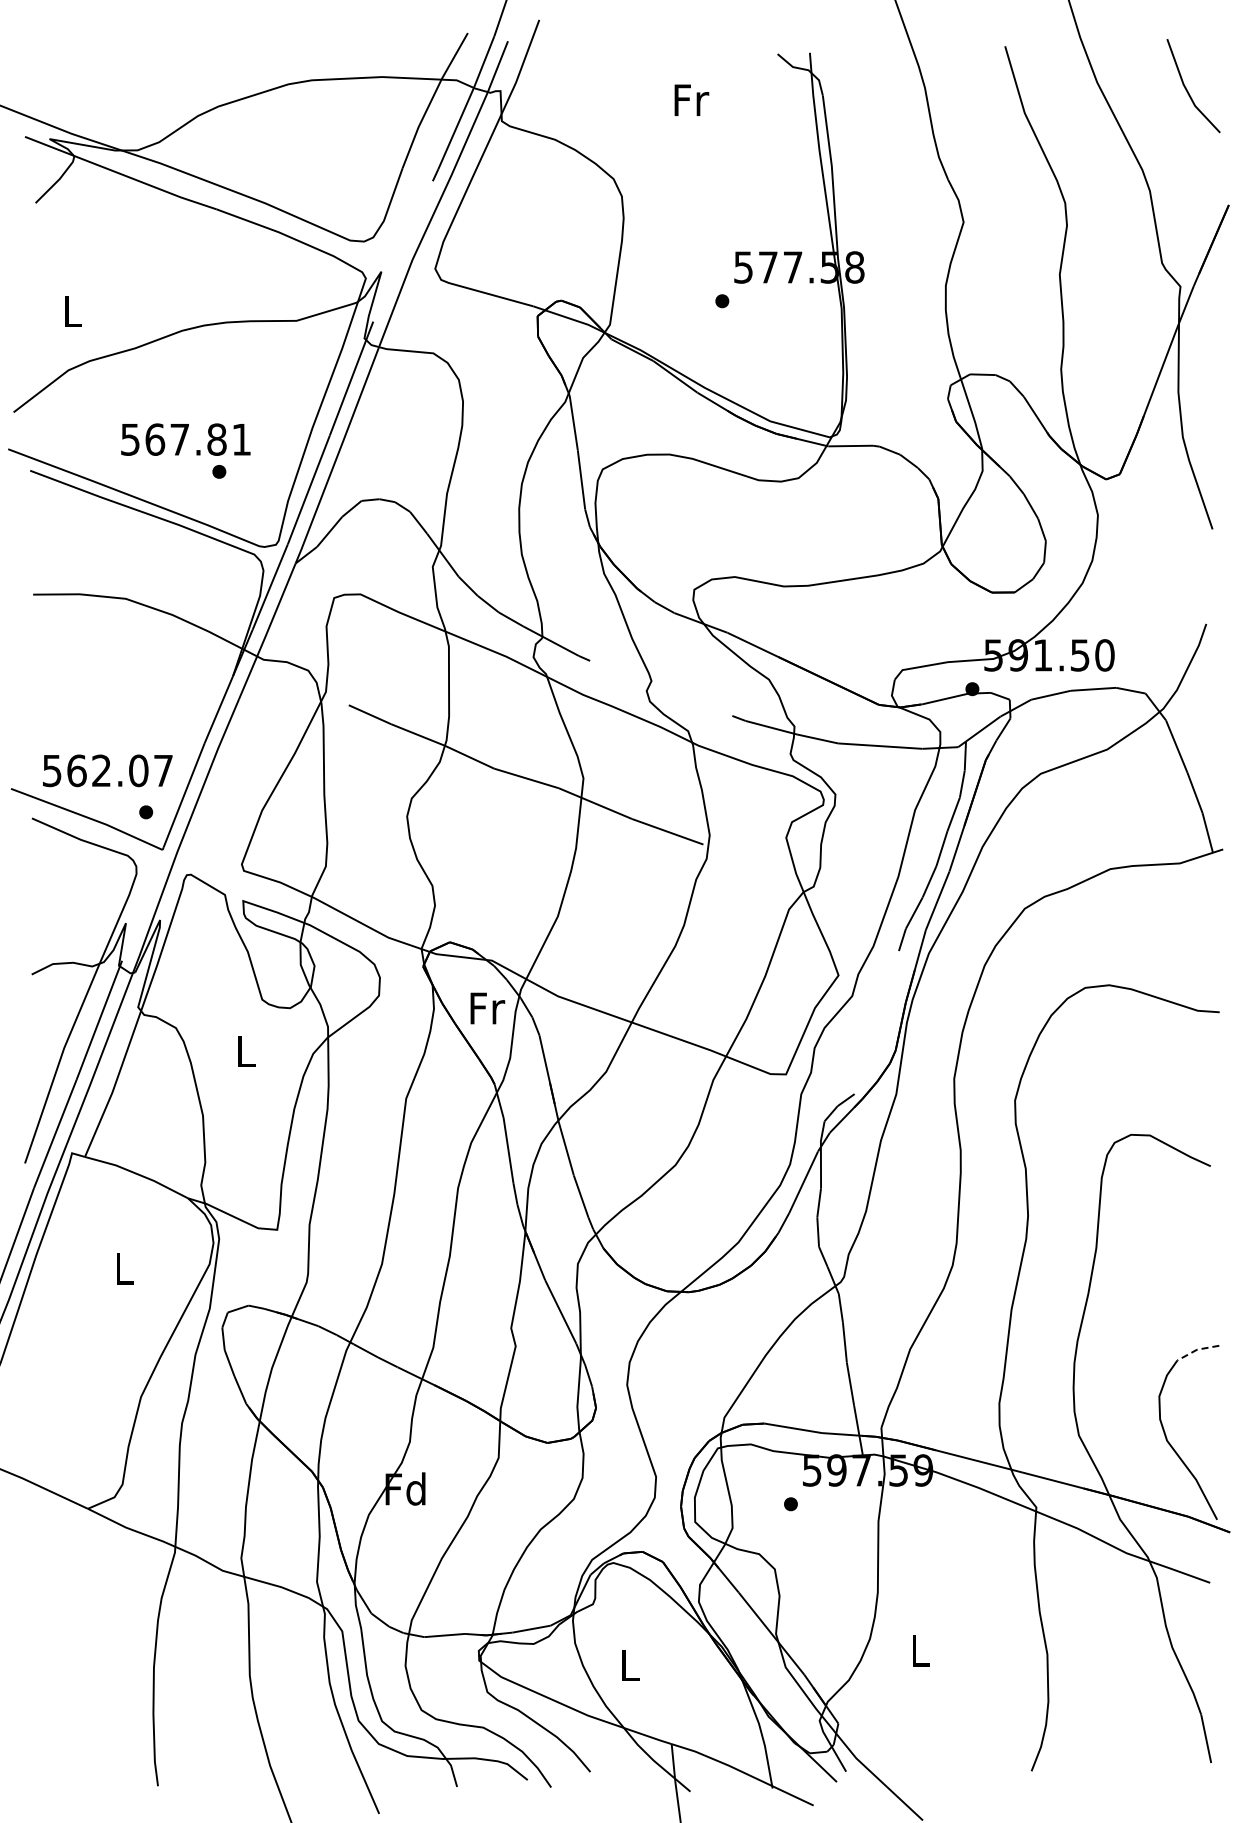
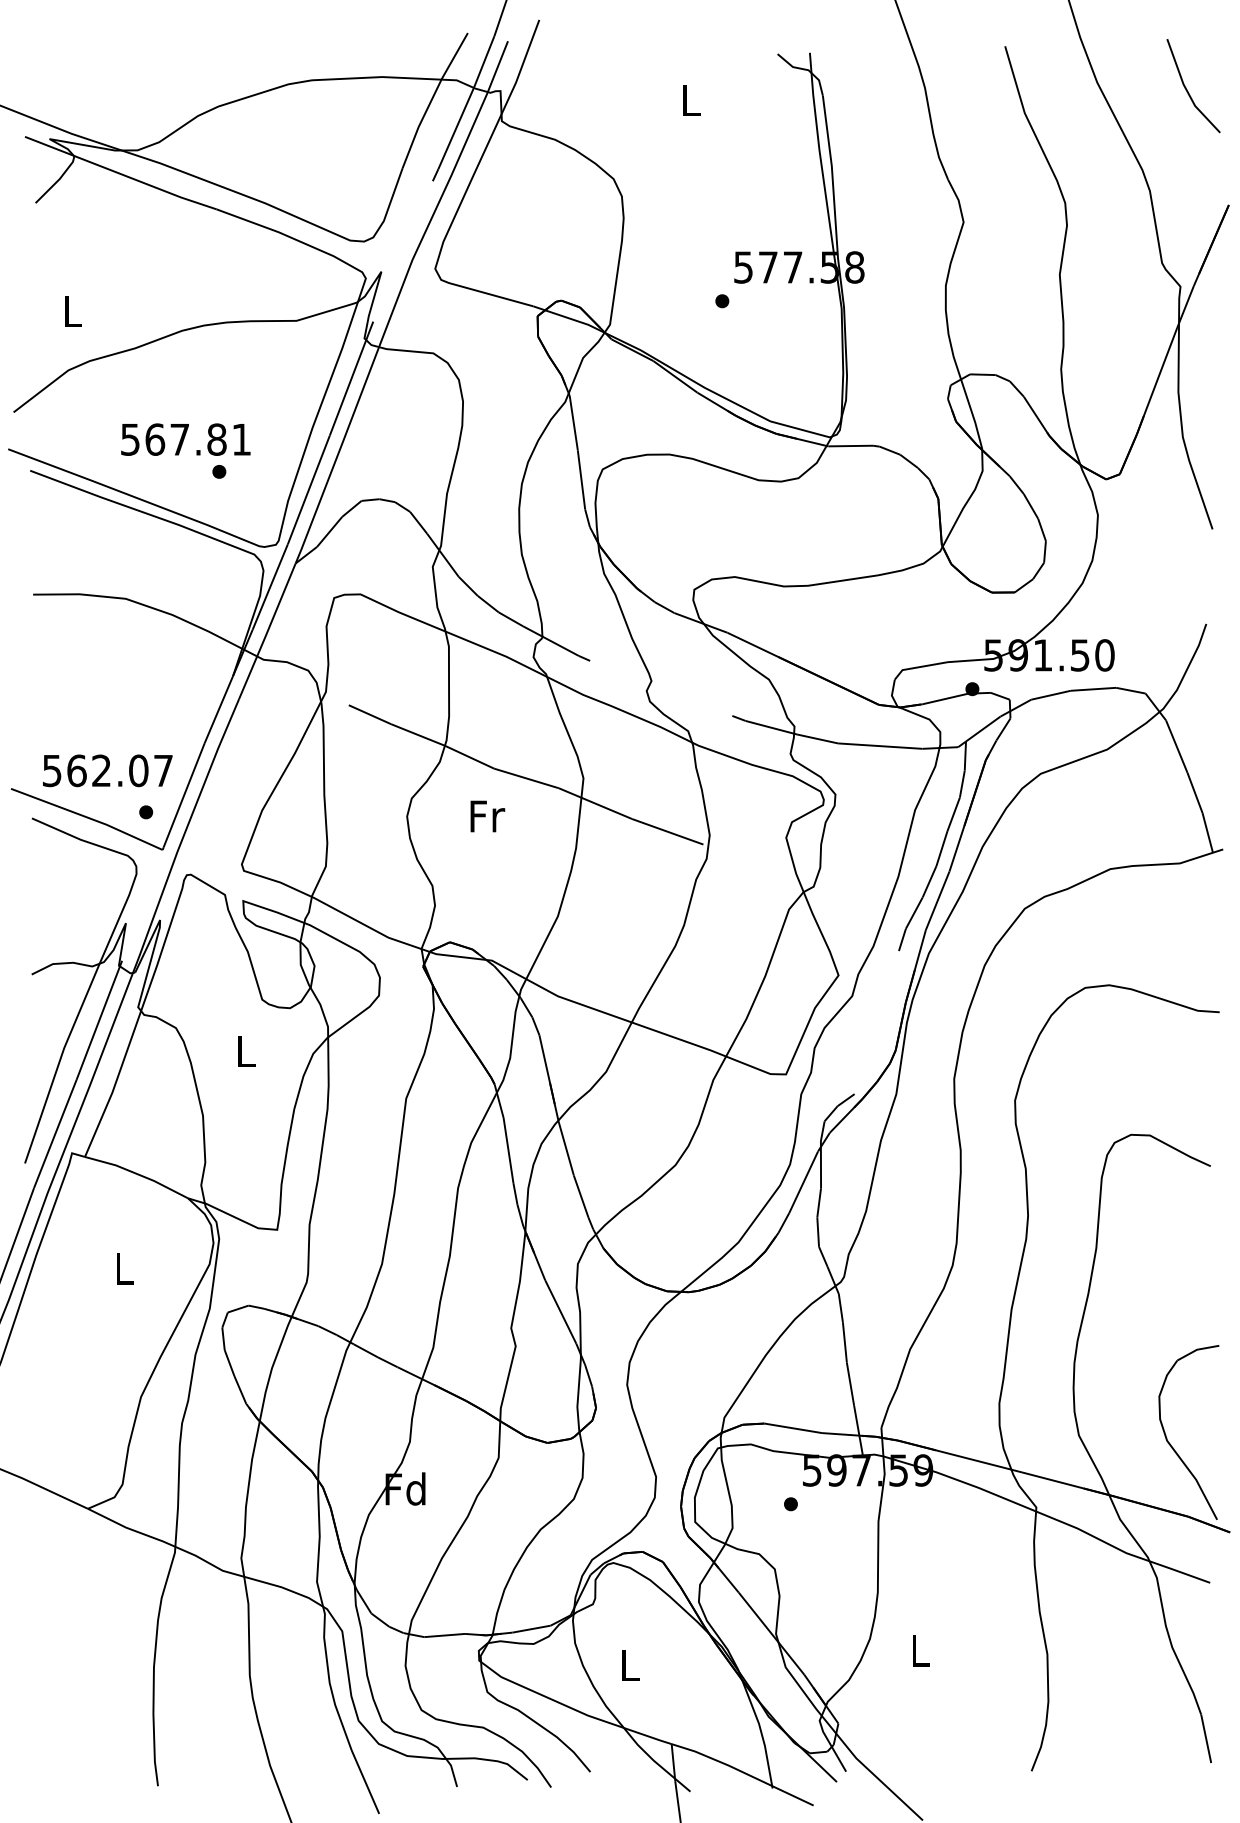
text: Fr -> L (691, 99)
text position: (487, 1008) -> (487, 816) (487, 816)
line: dashed -> solid (1197, 1349)
